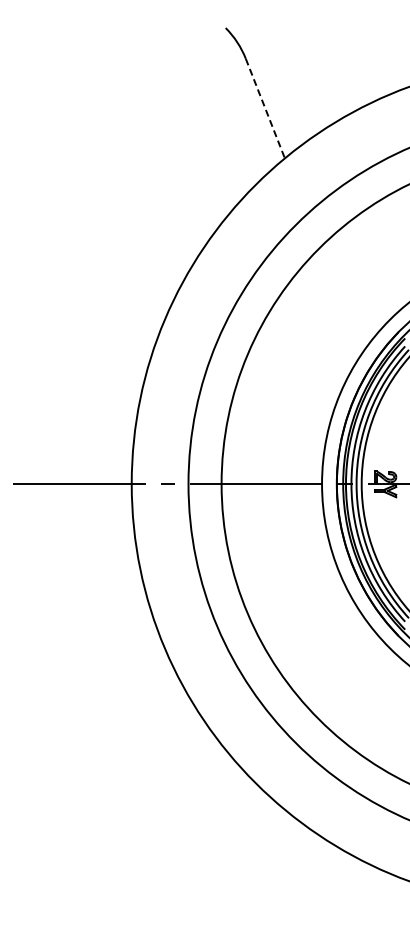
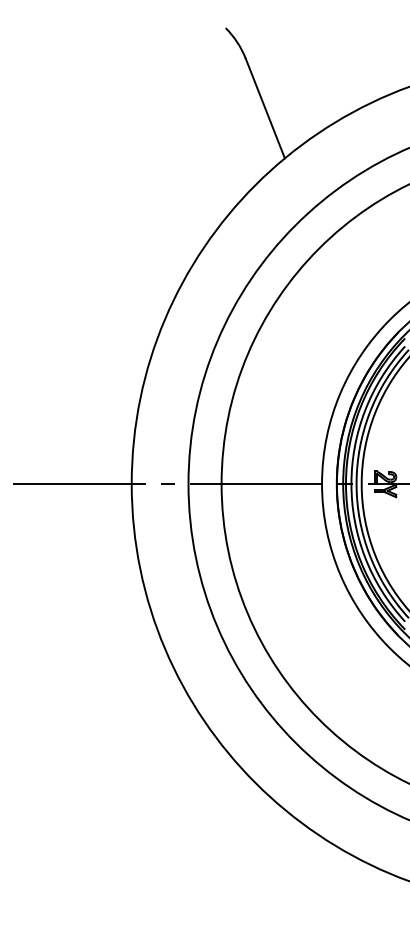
line: dashed -> solid (265, 109)
